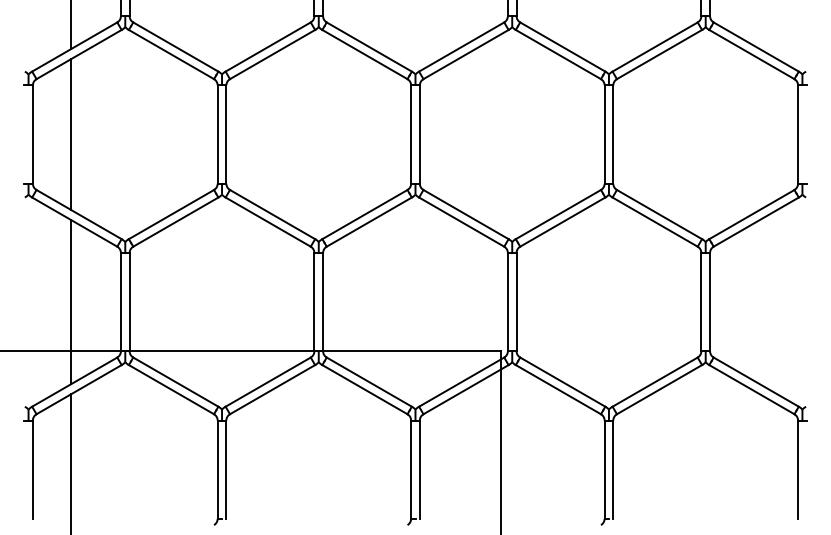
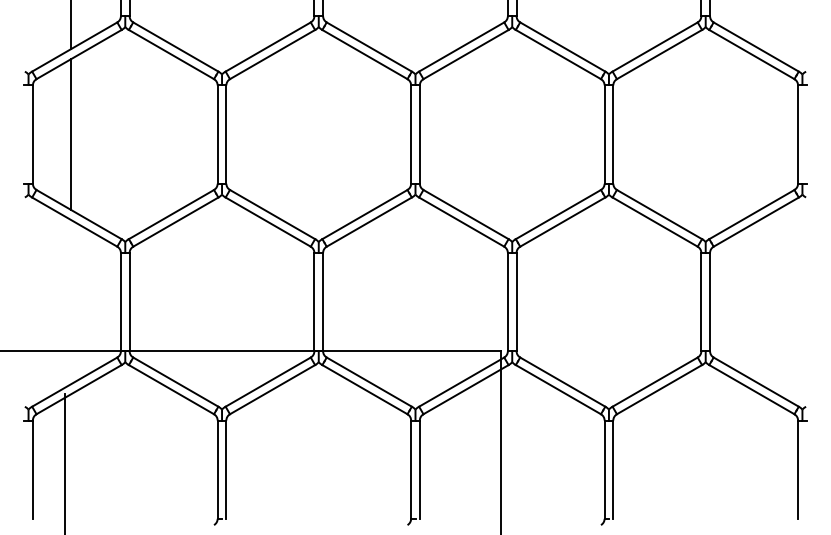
line: present -> none (71, 302)
line position: (71, 462) -> (65, 462) (65, 462)
